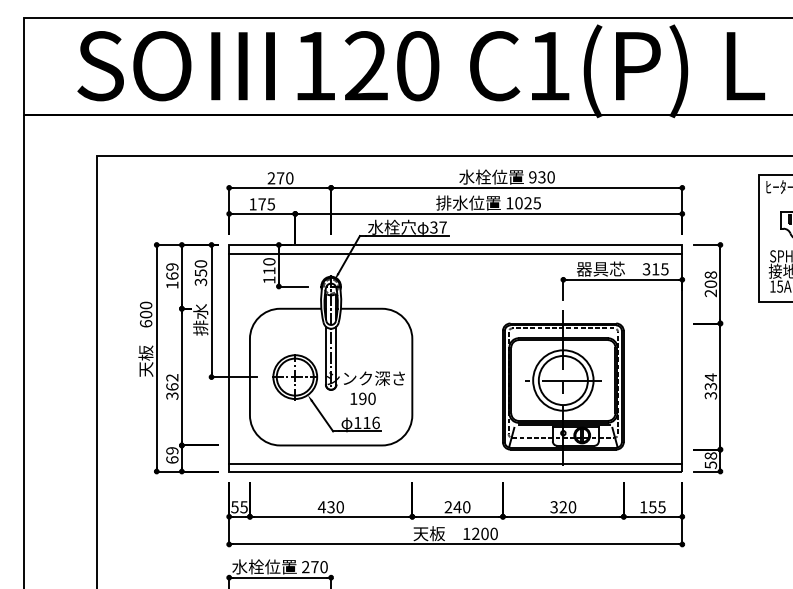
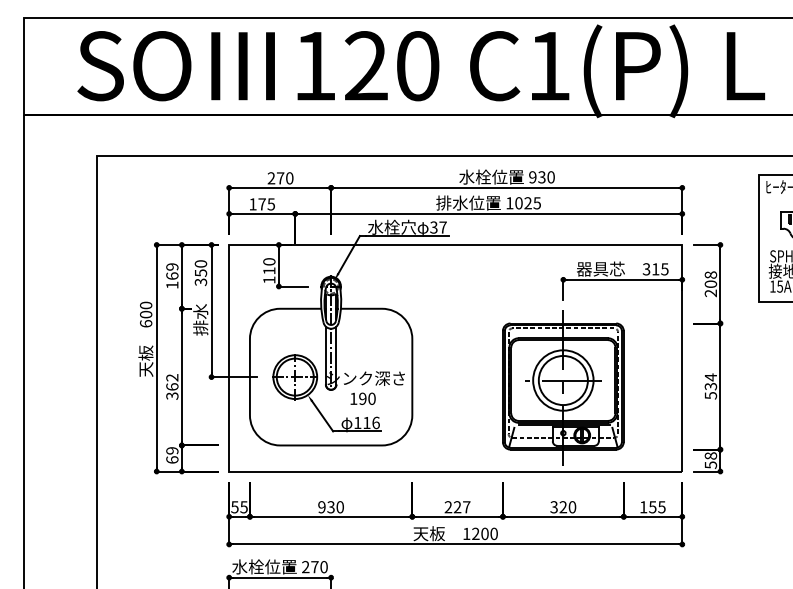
line: present -> none (455, 254)
text: 334 -> 534 (710, 395)
line: present -> none (455, 463)
text: 430 -> 930 (321, 507)
text: 240 -> 227 (461, 507)
